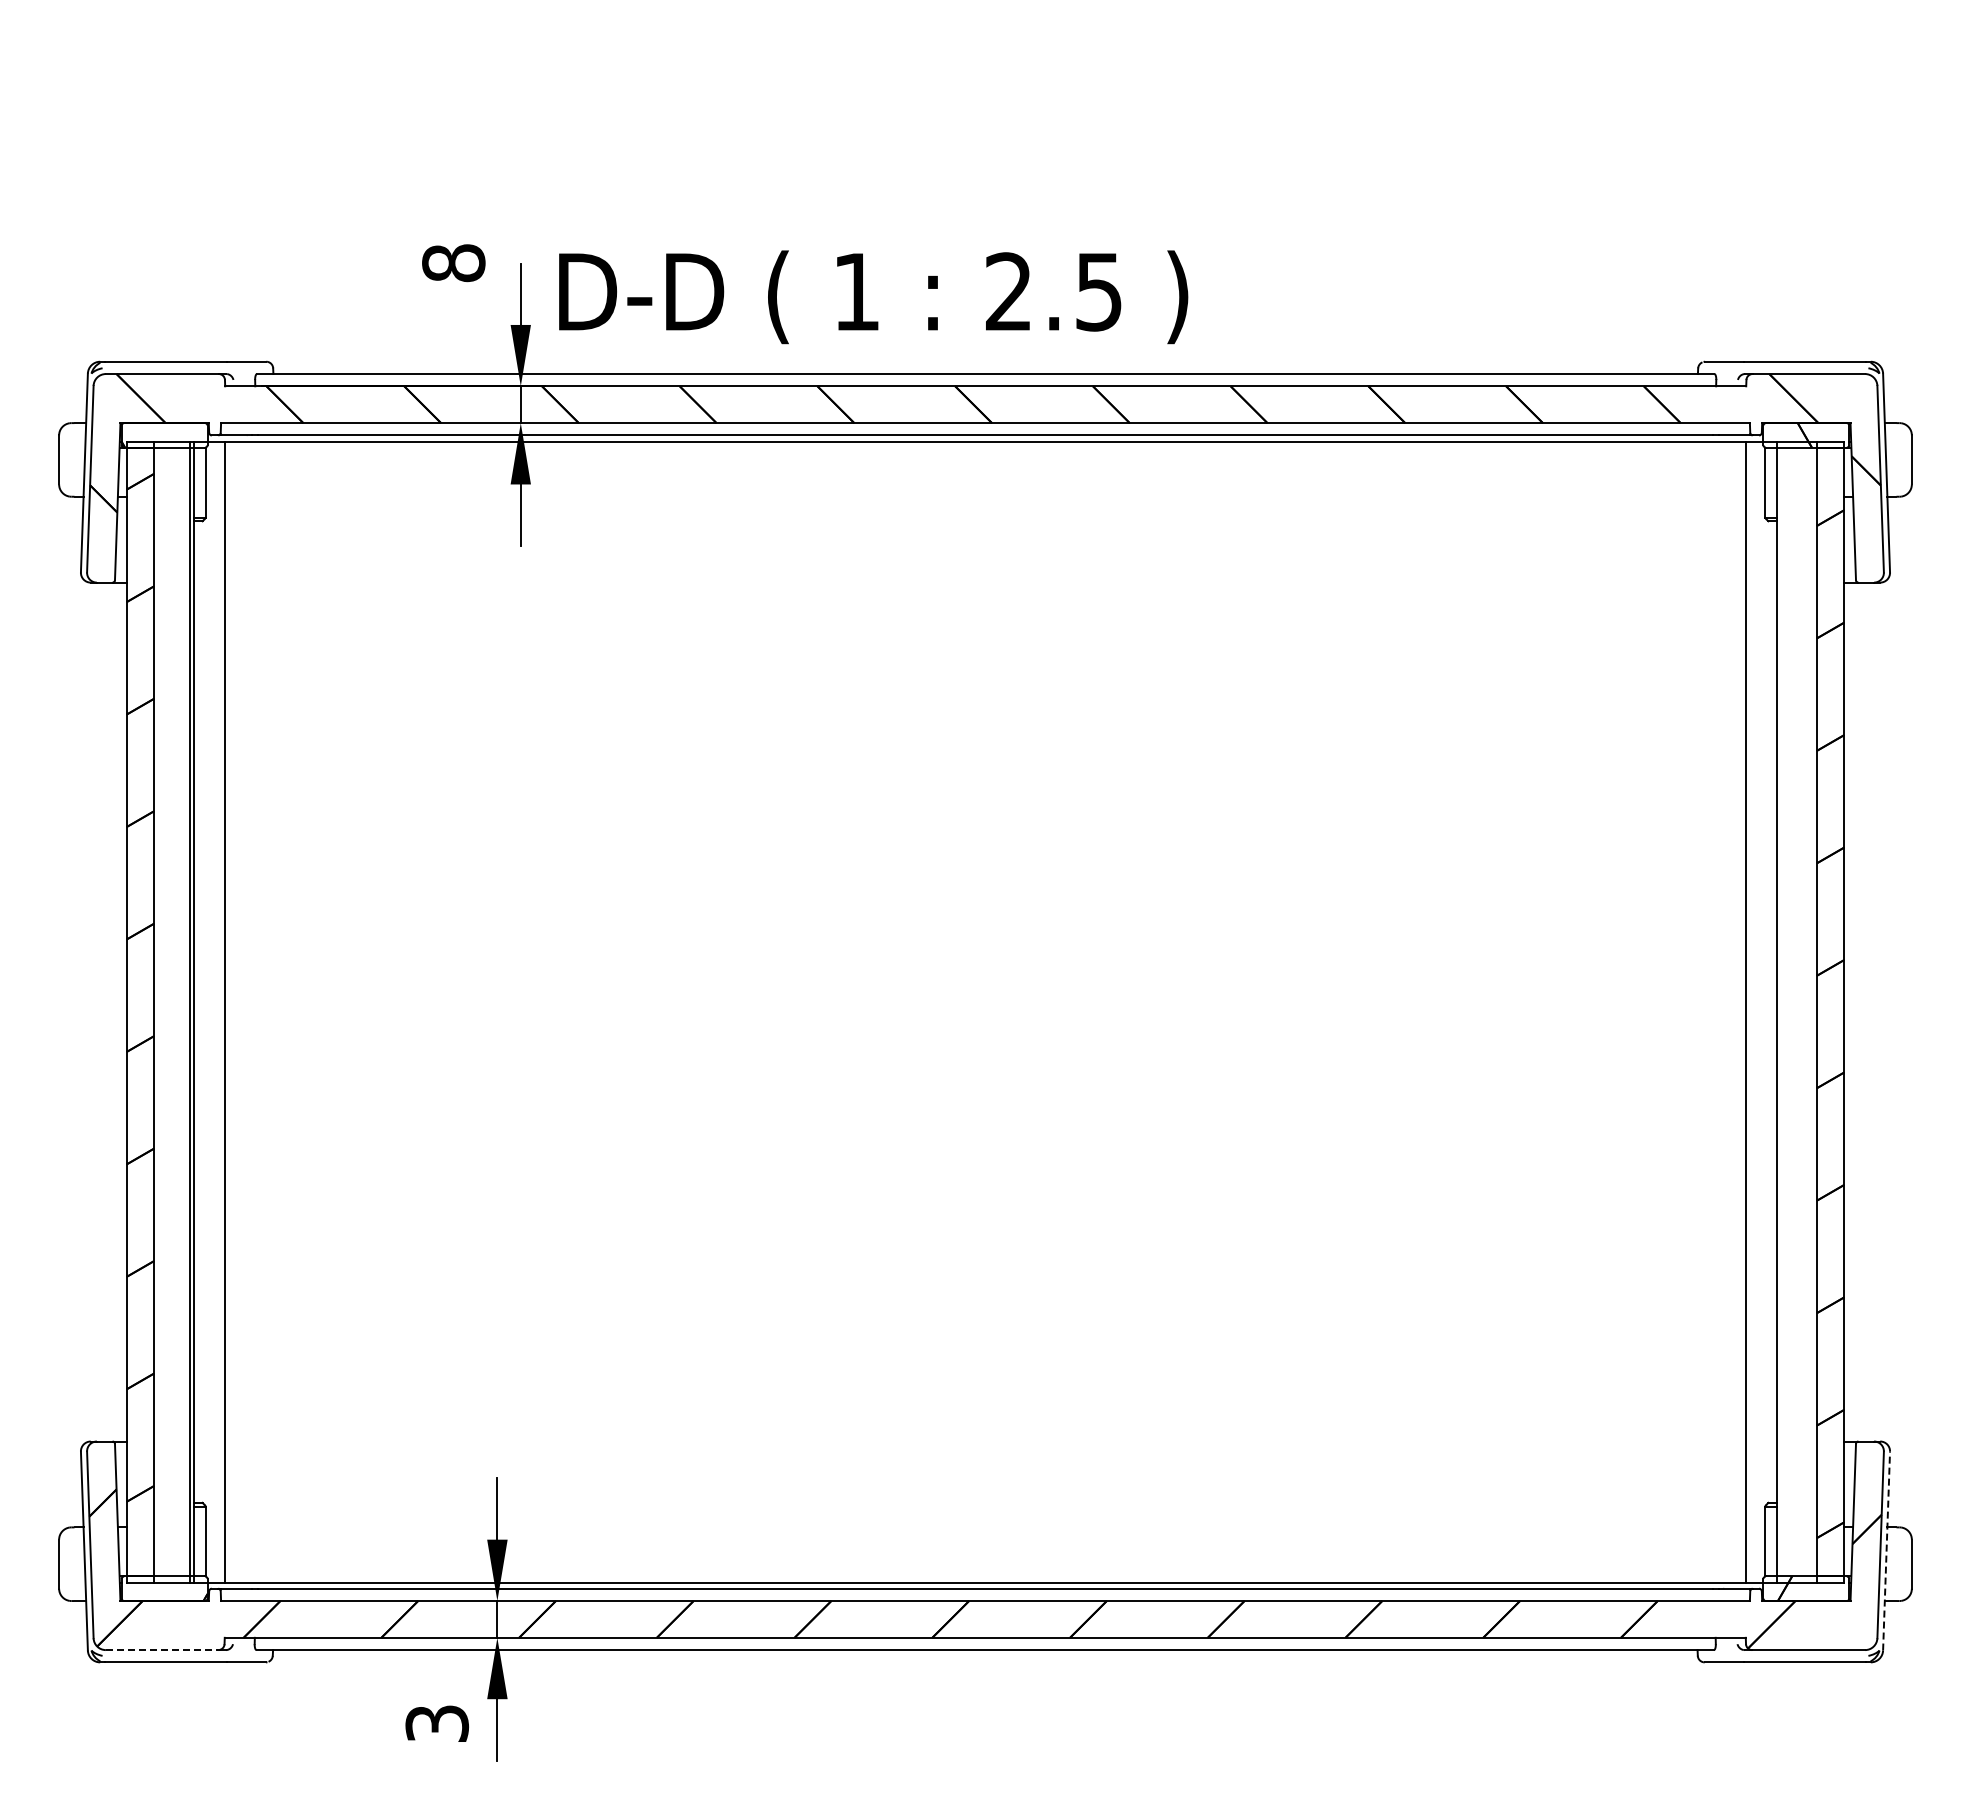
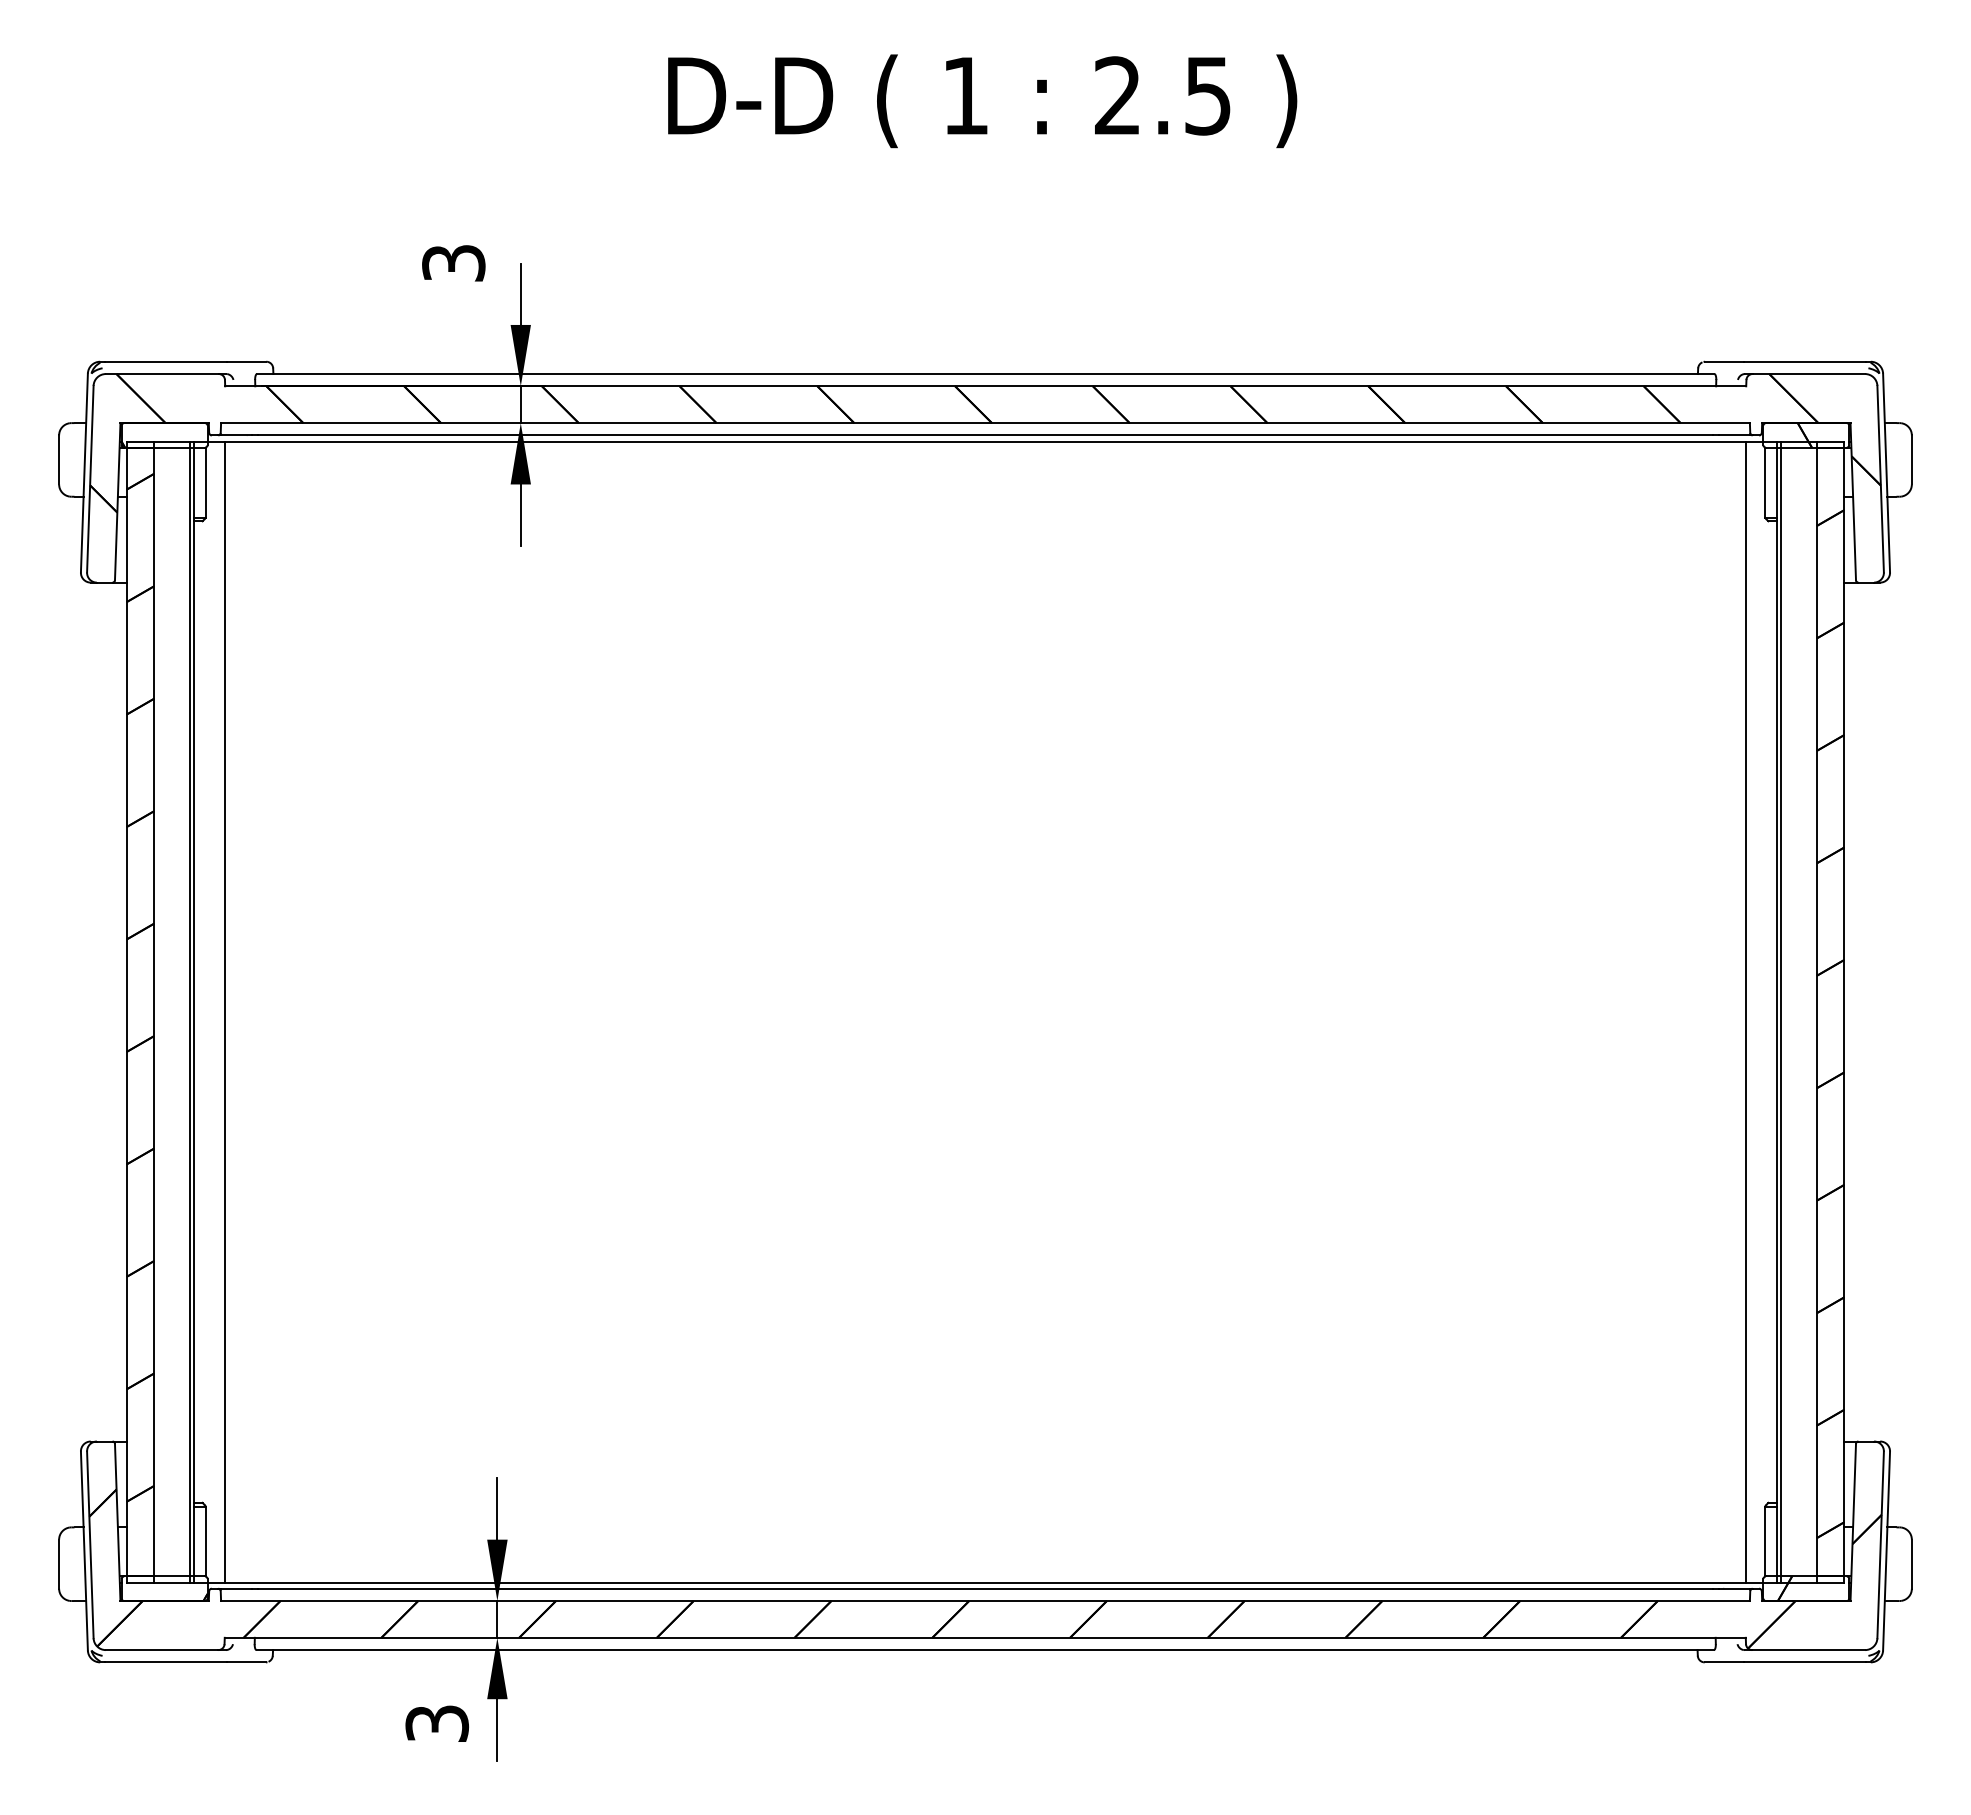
text: 8 -> 3 (453, 263)
text position: (873, 297) -> (982, 101) (982, 101)
line: none -> present (1780, 1011)
line: dashed -> solid (1886, 1550)
line: dashed -> solid (162, 1650)
